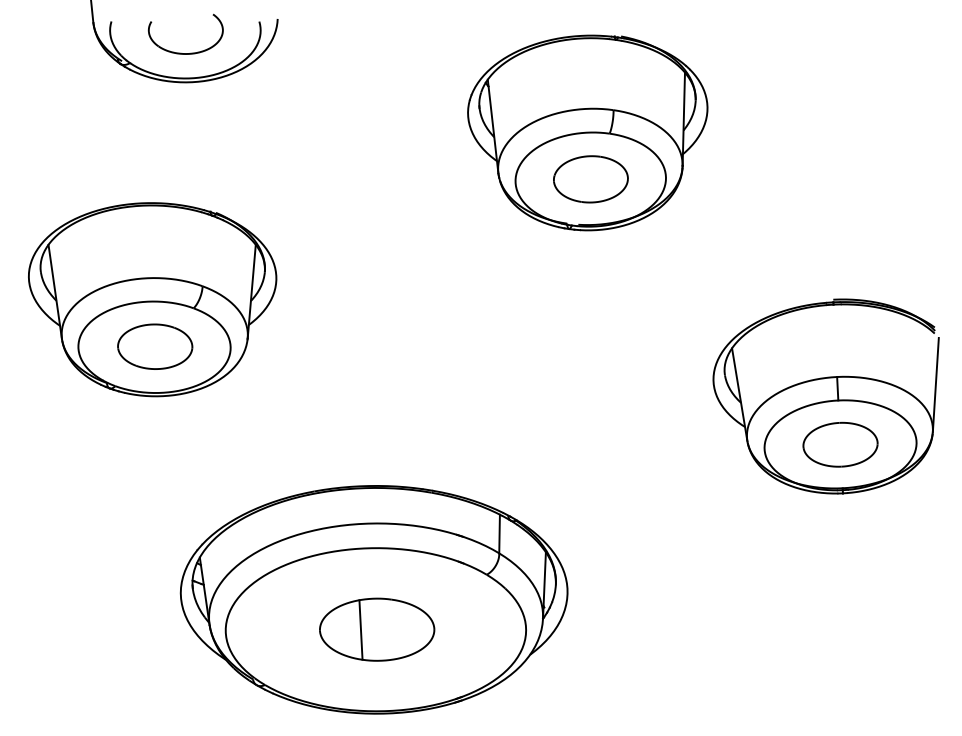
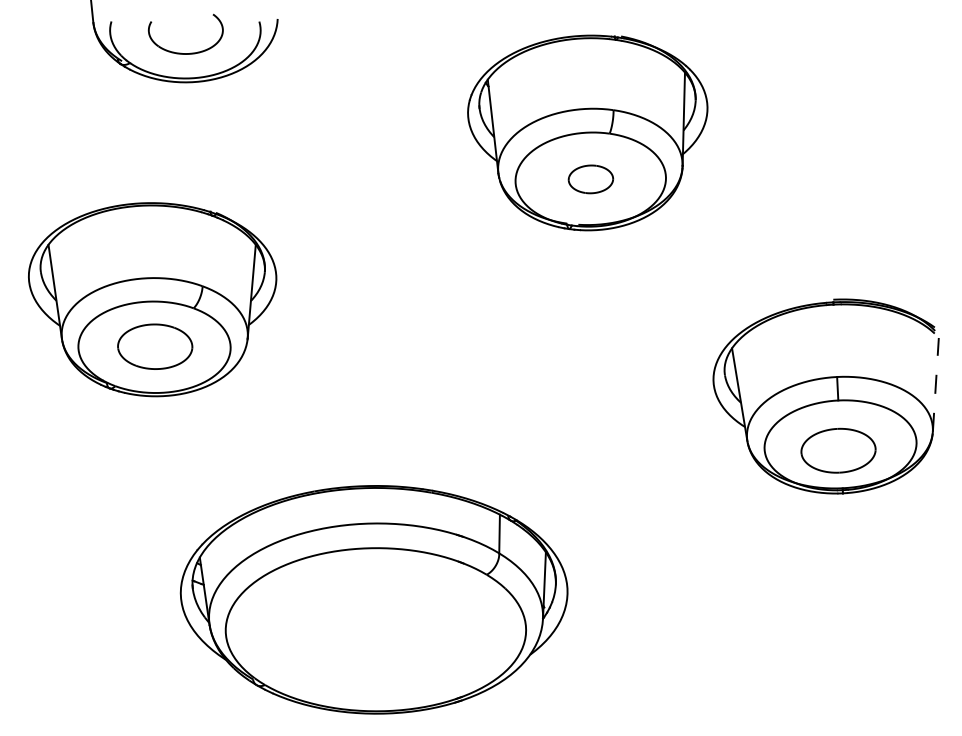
part size: 76x49 px -> 48x31 px (590, 179)
line: solid -> dashed (935, 384)
part position: (840, 444) -> (838, 450) (838, 450)
part: present -> none (377, 629)
